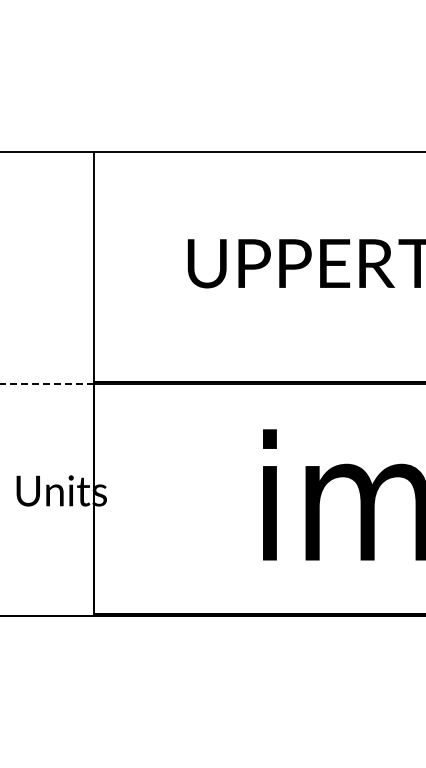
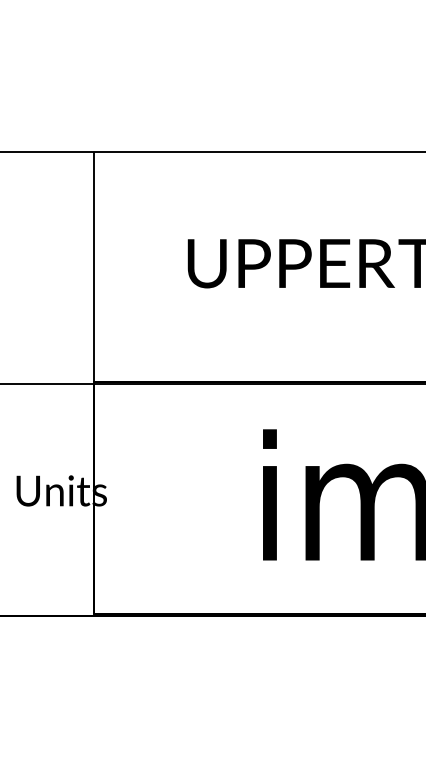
line: dashed -> solid (46, 384)
